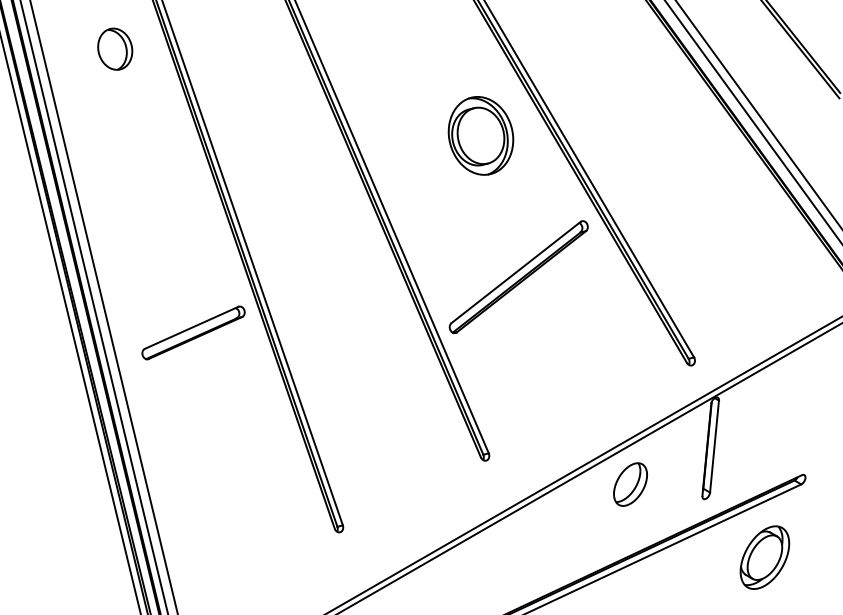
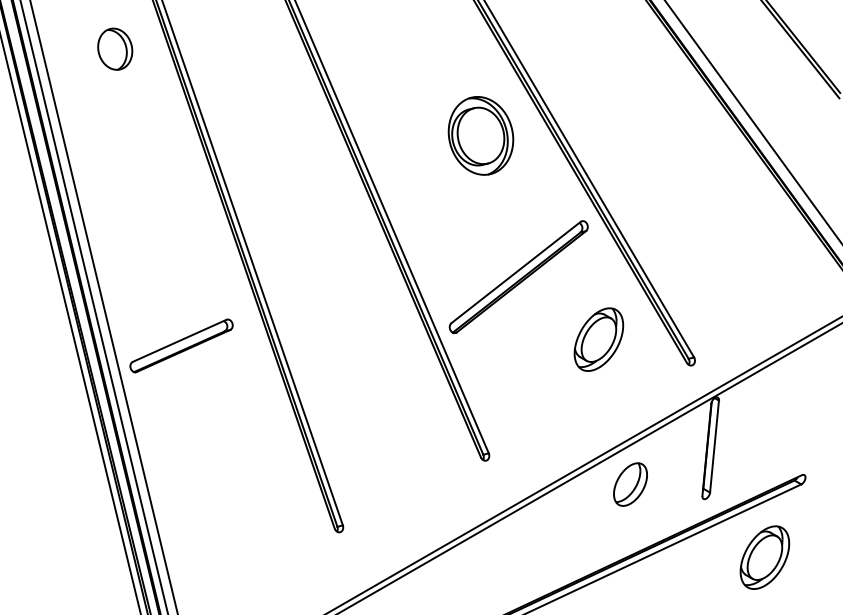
line: present -> none (758, 114)
part position: (193, 332) -> (181, 345) (181, 345)
part: none -> present (598, 339)
